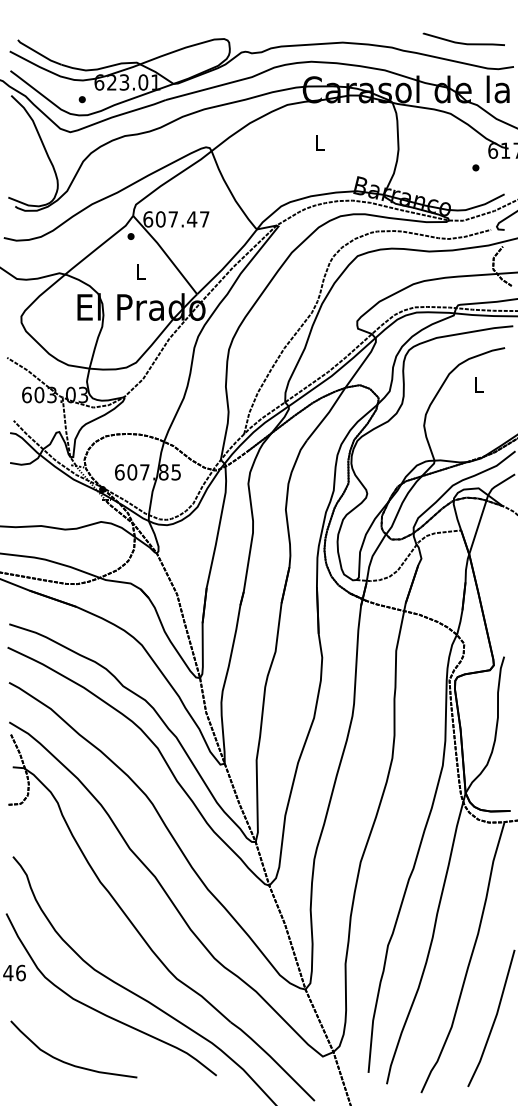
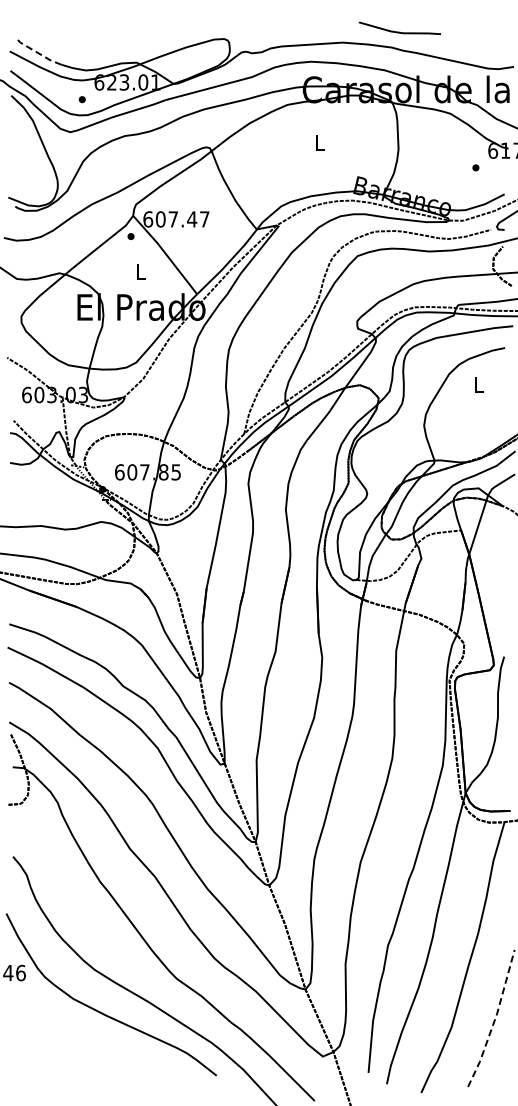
curve position: (463, 42) -> (399, 31) (399, 31)
line: solid -> dashed (38, 53)
line: solid -> dashed (495, 1019)
curve: present -> none (68, 1062)
